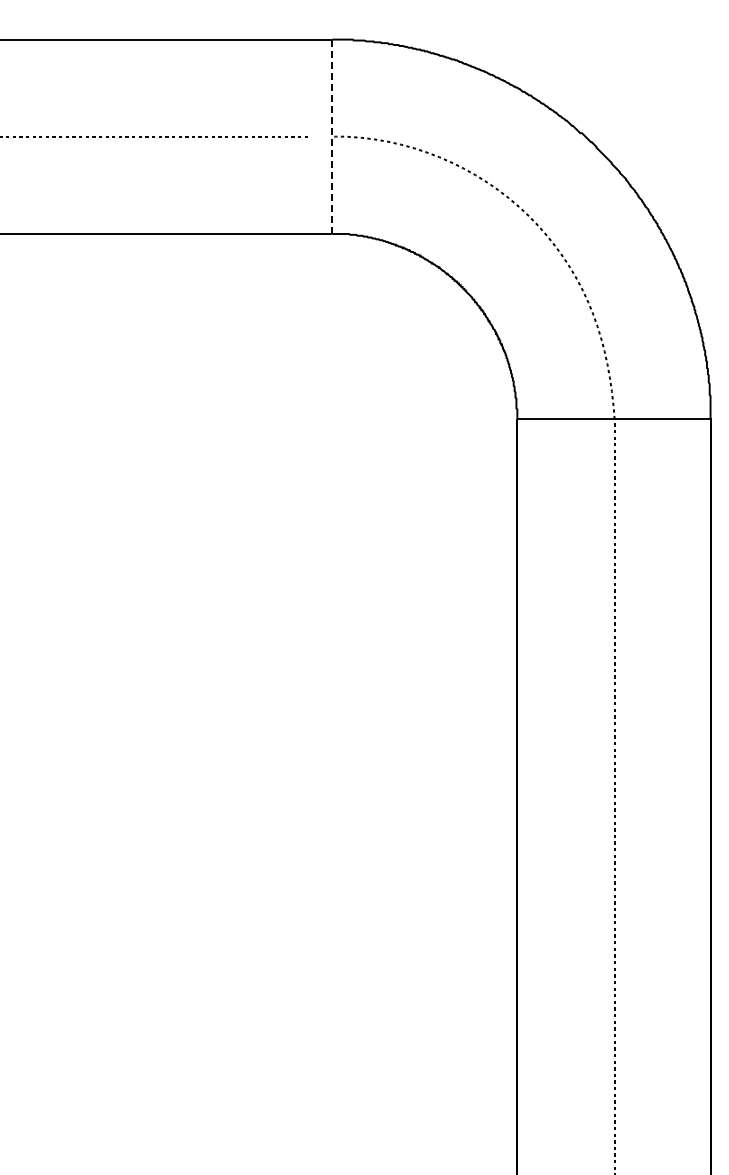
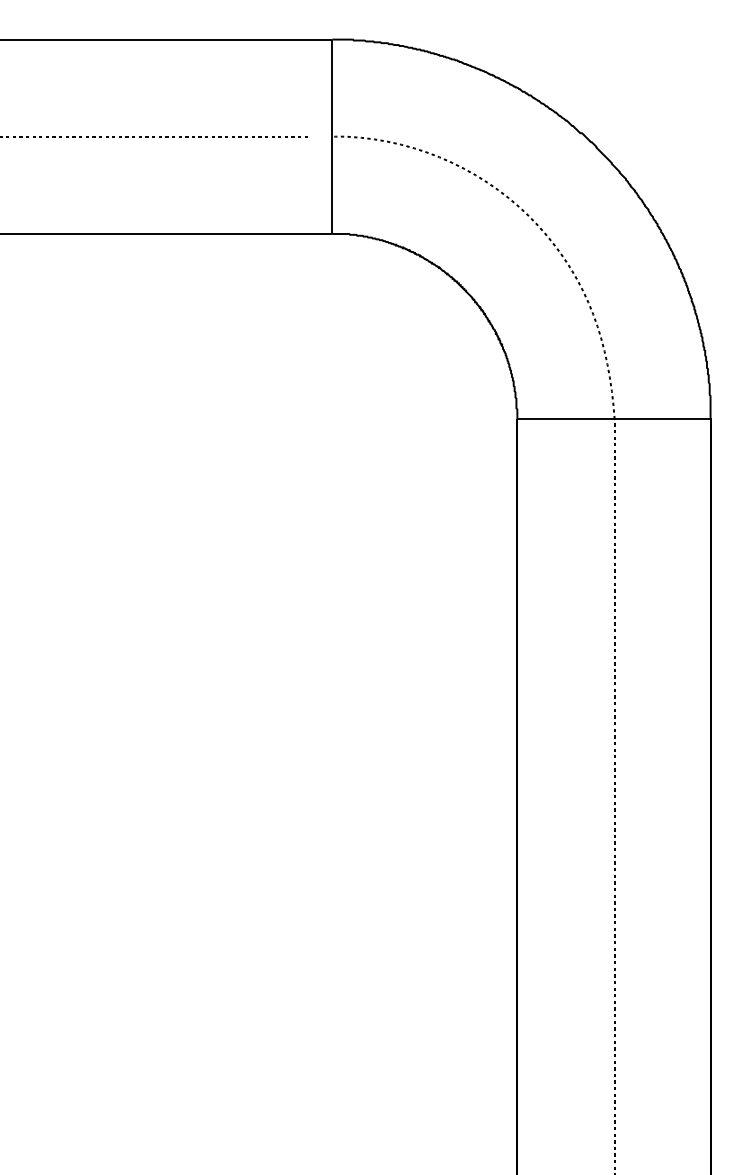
line: dashed -> solid (332, 136)
